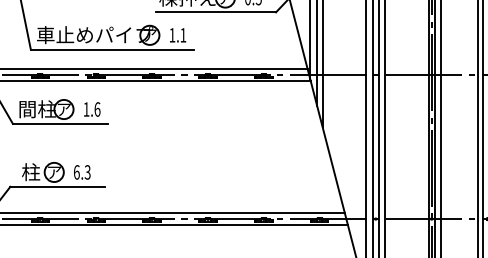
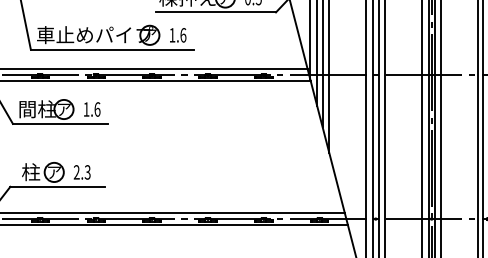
text: 1.1 -> 1.6 (183, 35)
line: none -> present (329, 77)
line: none -> present (422, 128)
text: 6.3 -> 2.3 (76, 172)
